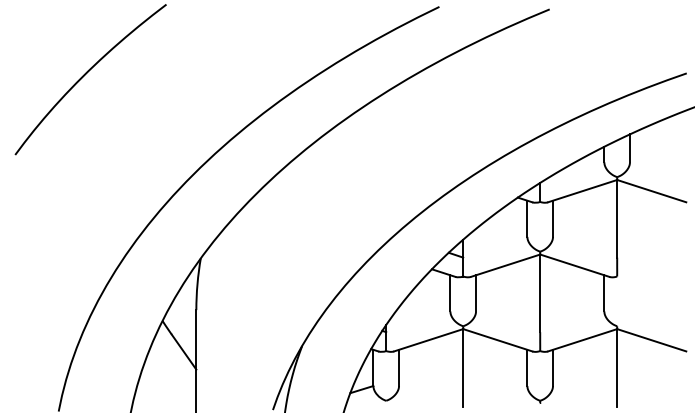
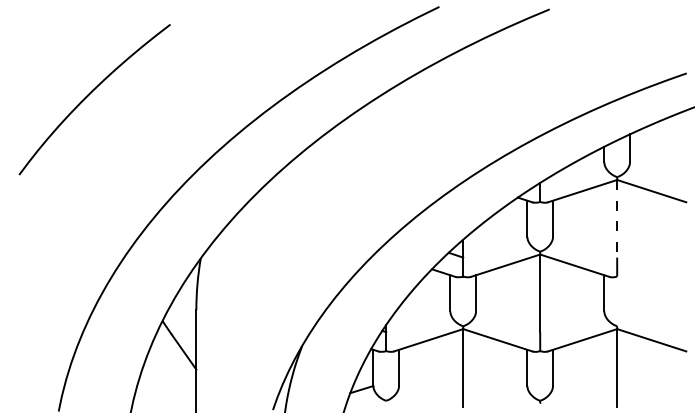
curve position: (86, 74) -> (90, 94) (90, 94)
line: solid -> dashed (617, 218)
